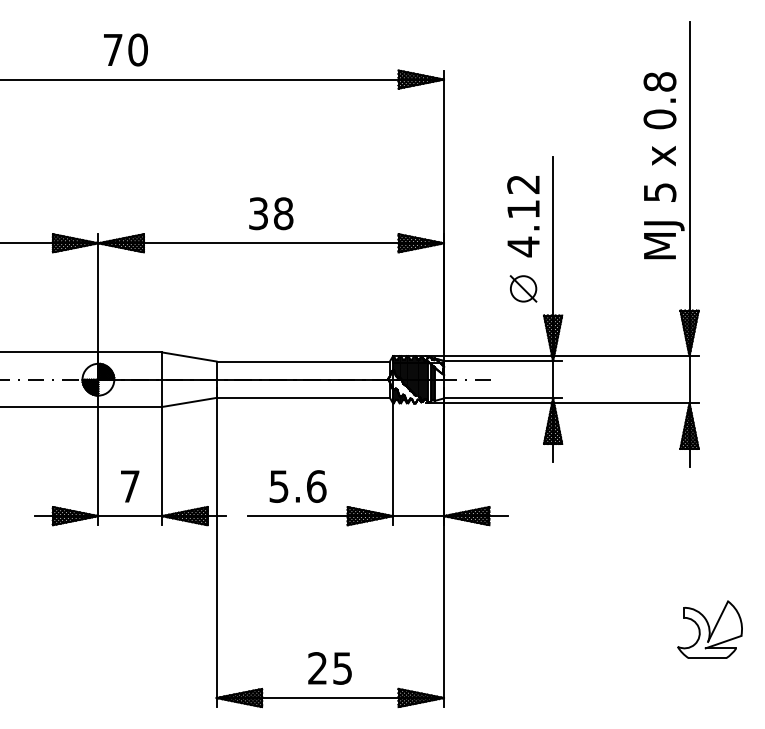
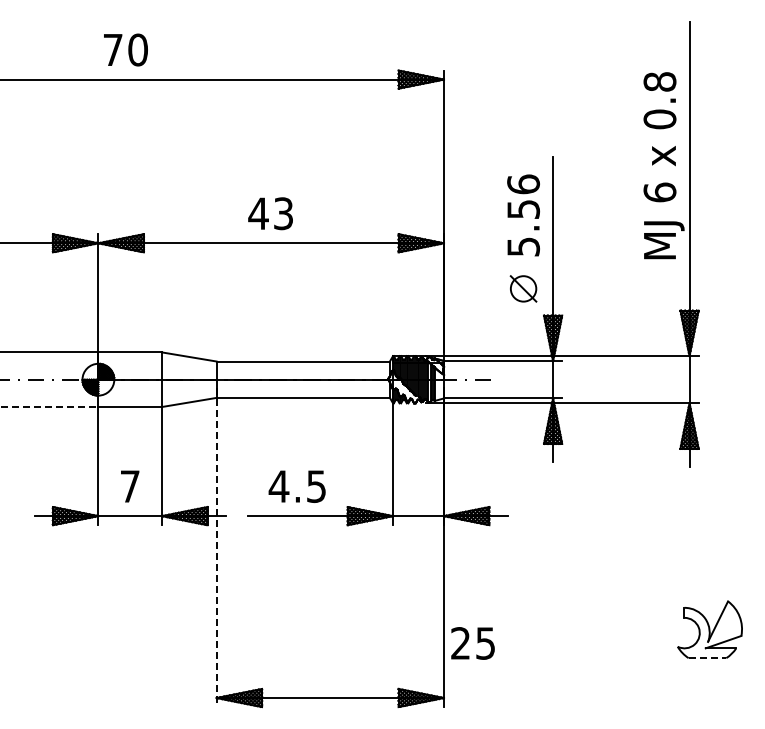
text: 5 -> 6 (659, 192)
text: 38 -> 43 (270, 213)
text: 4.12 -> 5.56 (523, 215)
line: solid -> dashed (49, 407)
text: 5.6 -> 4.5 (297, 486)
line: solid -> dashed (216, 548)
line: solid -> dashed (707, 658)
text position: (329, 668) -> (472, 643) (472, 643)
